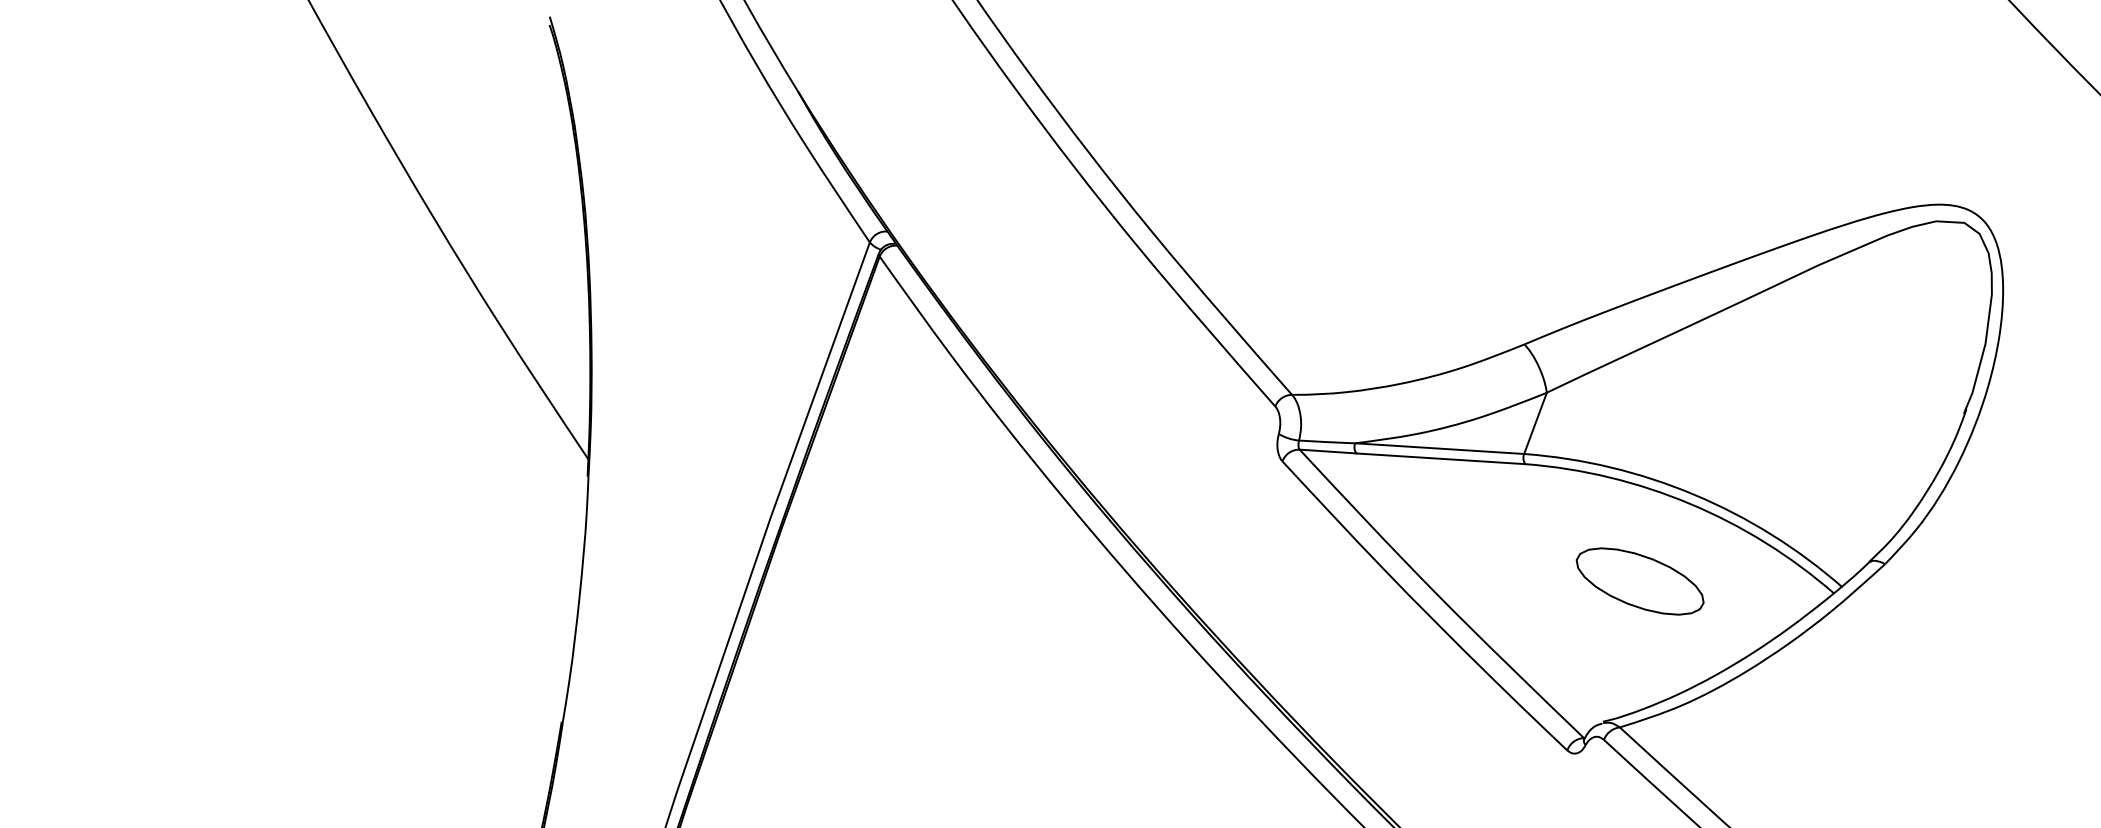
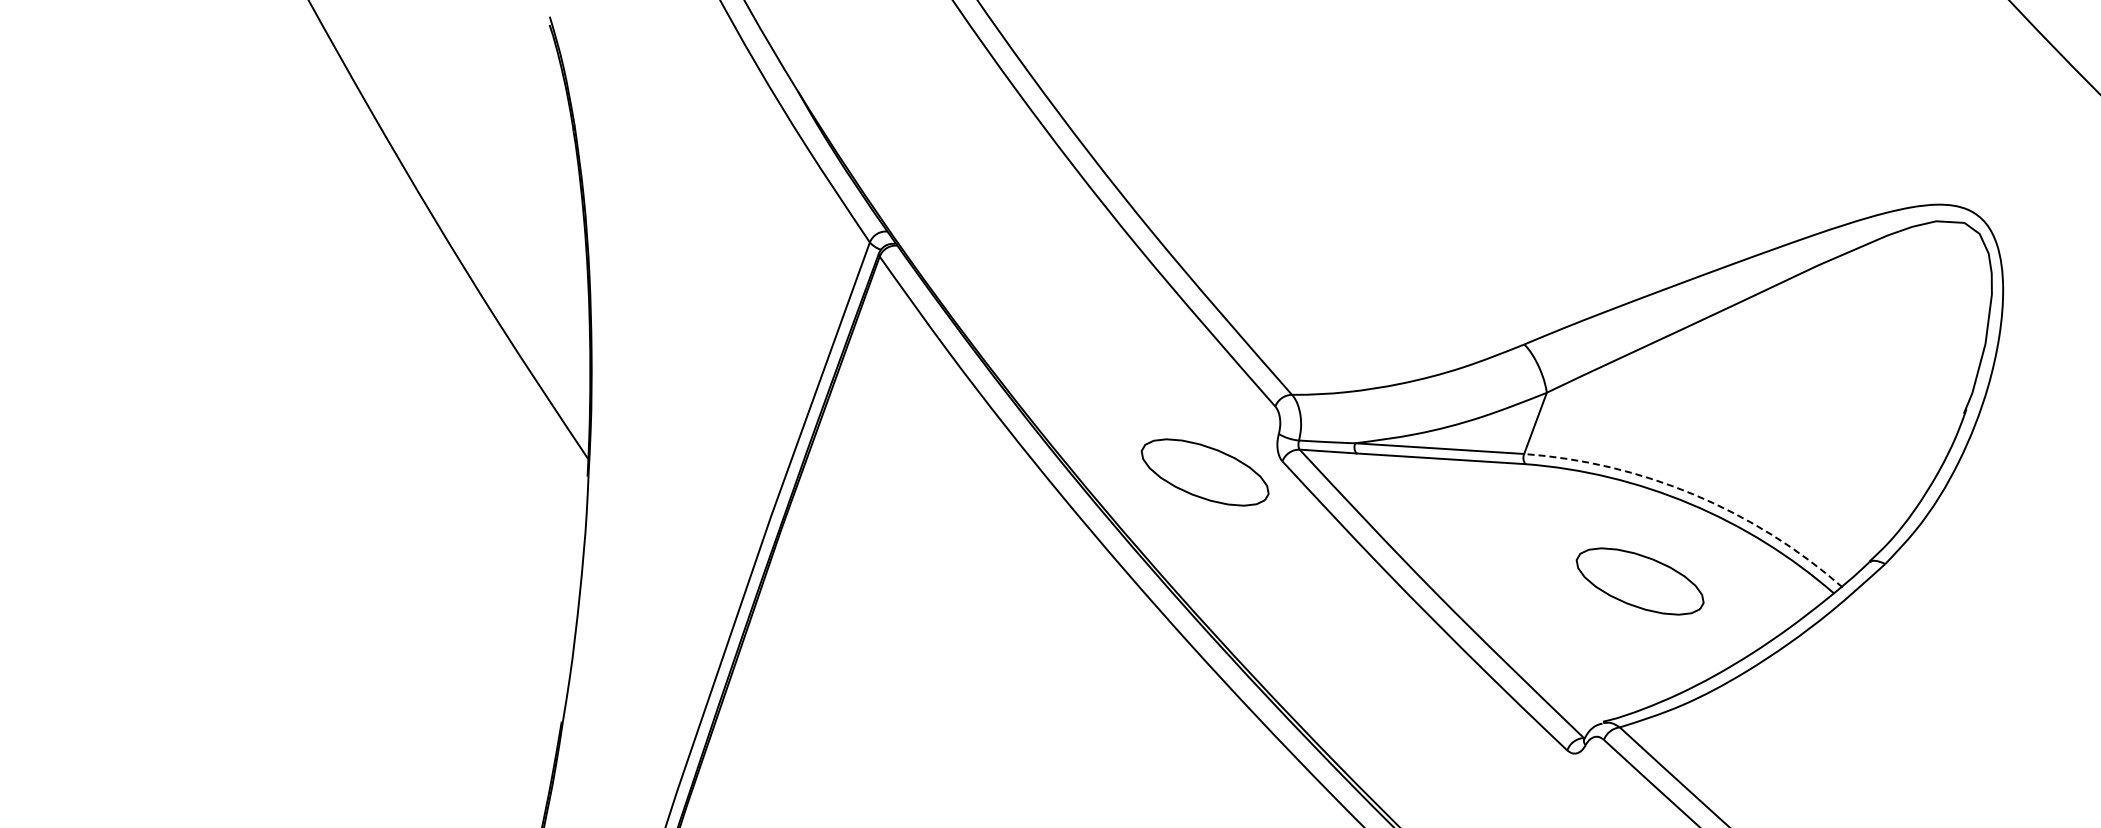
part: none -> present (1204, 472)
arc: solid -> dashed (1694, 494)
